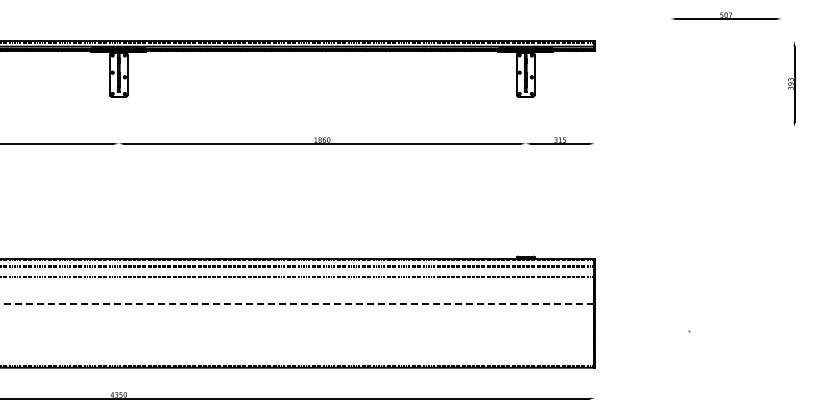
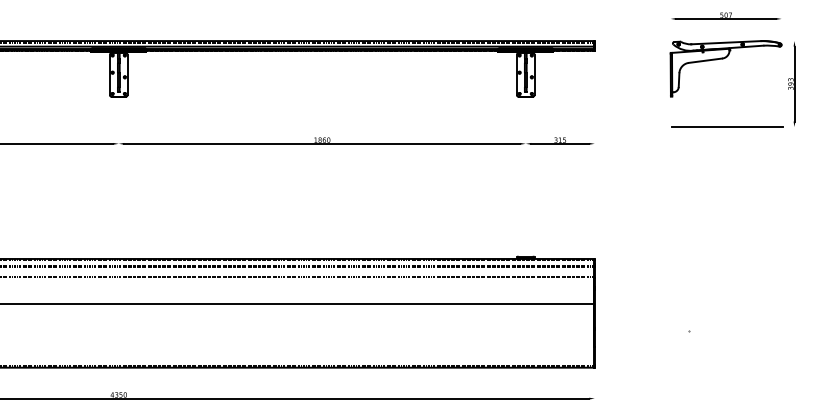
part: none -> present (723, 59)
line: none -> present (727, 127)
line: dashed -> solid (296, 304)
